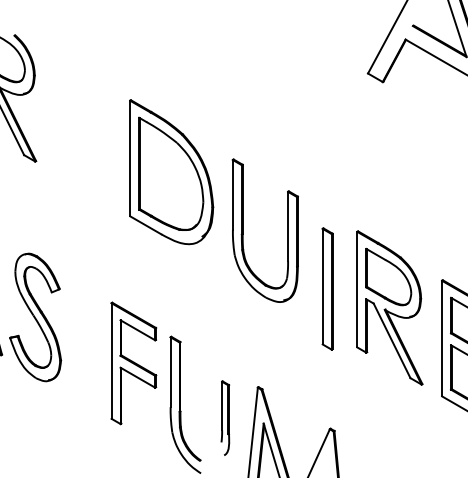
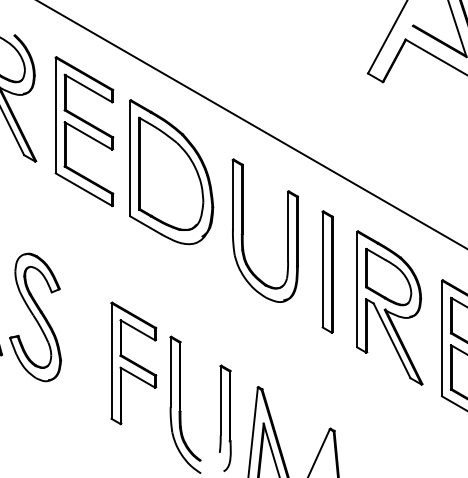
line: none -> present (251, 124)
part: none -> present (84, 131)
part position: (327, 288) -> (327, 271) (327, 271)
part size: 11x76 px -> 13x108 px (225, 417)
